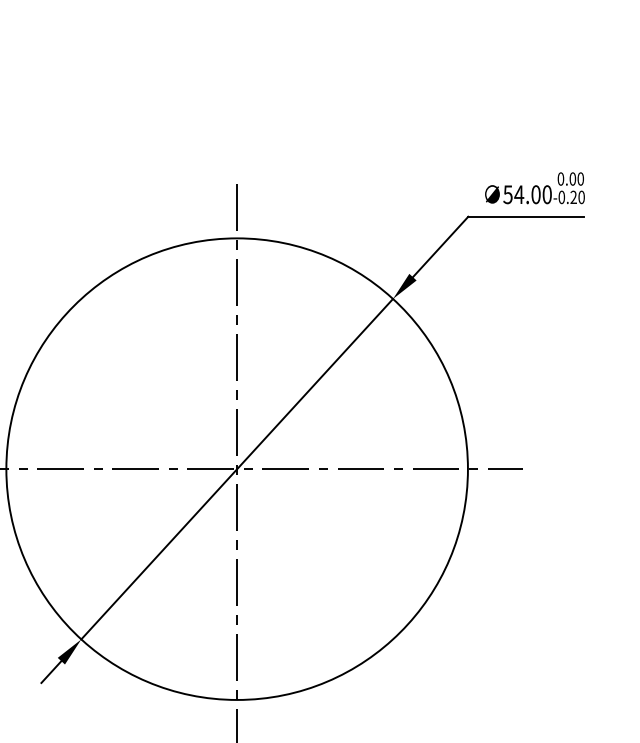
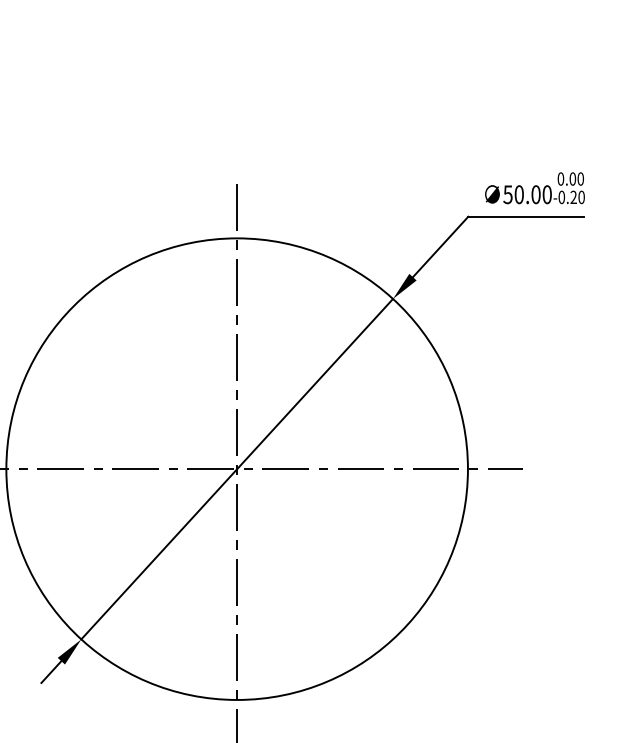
text: 54.00 -> 50.00 (519, 194)
